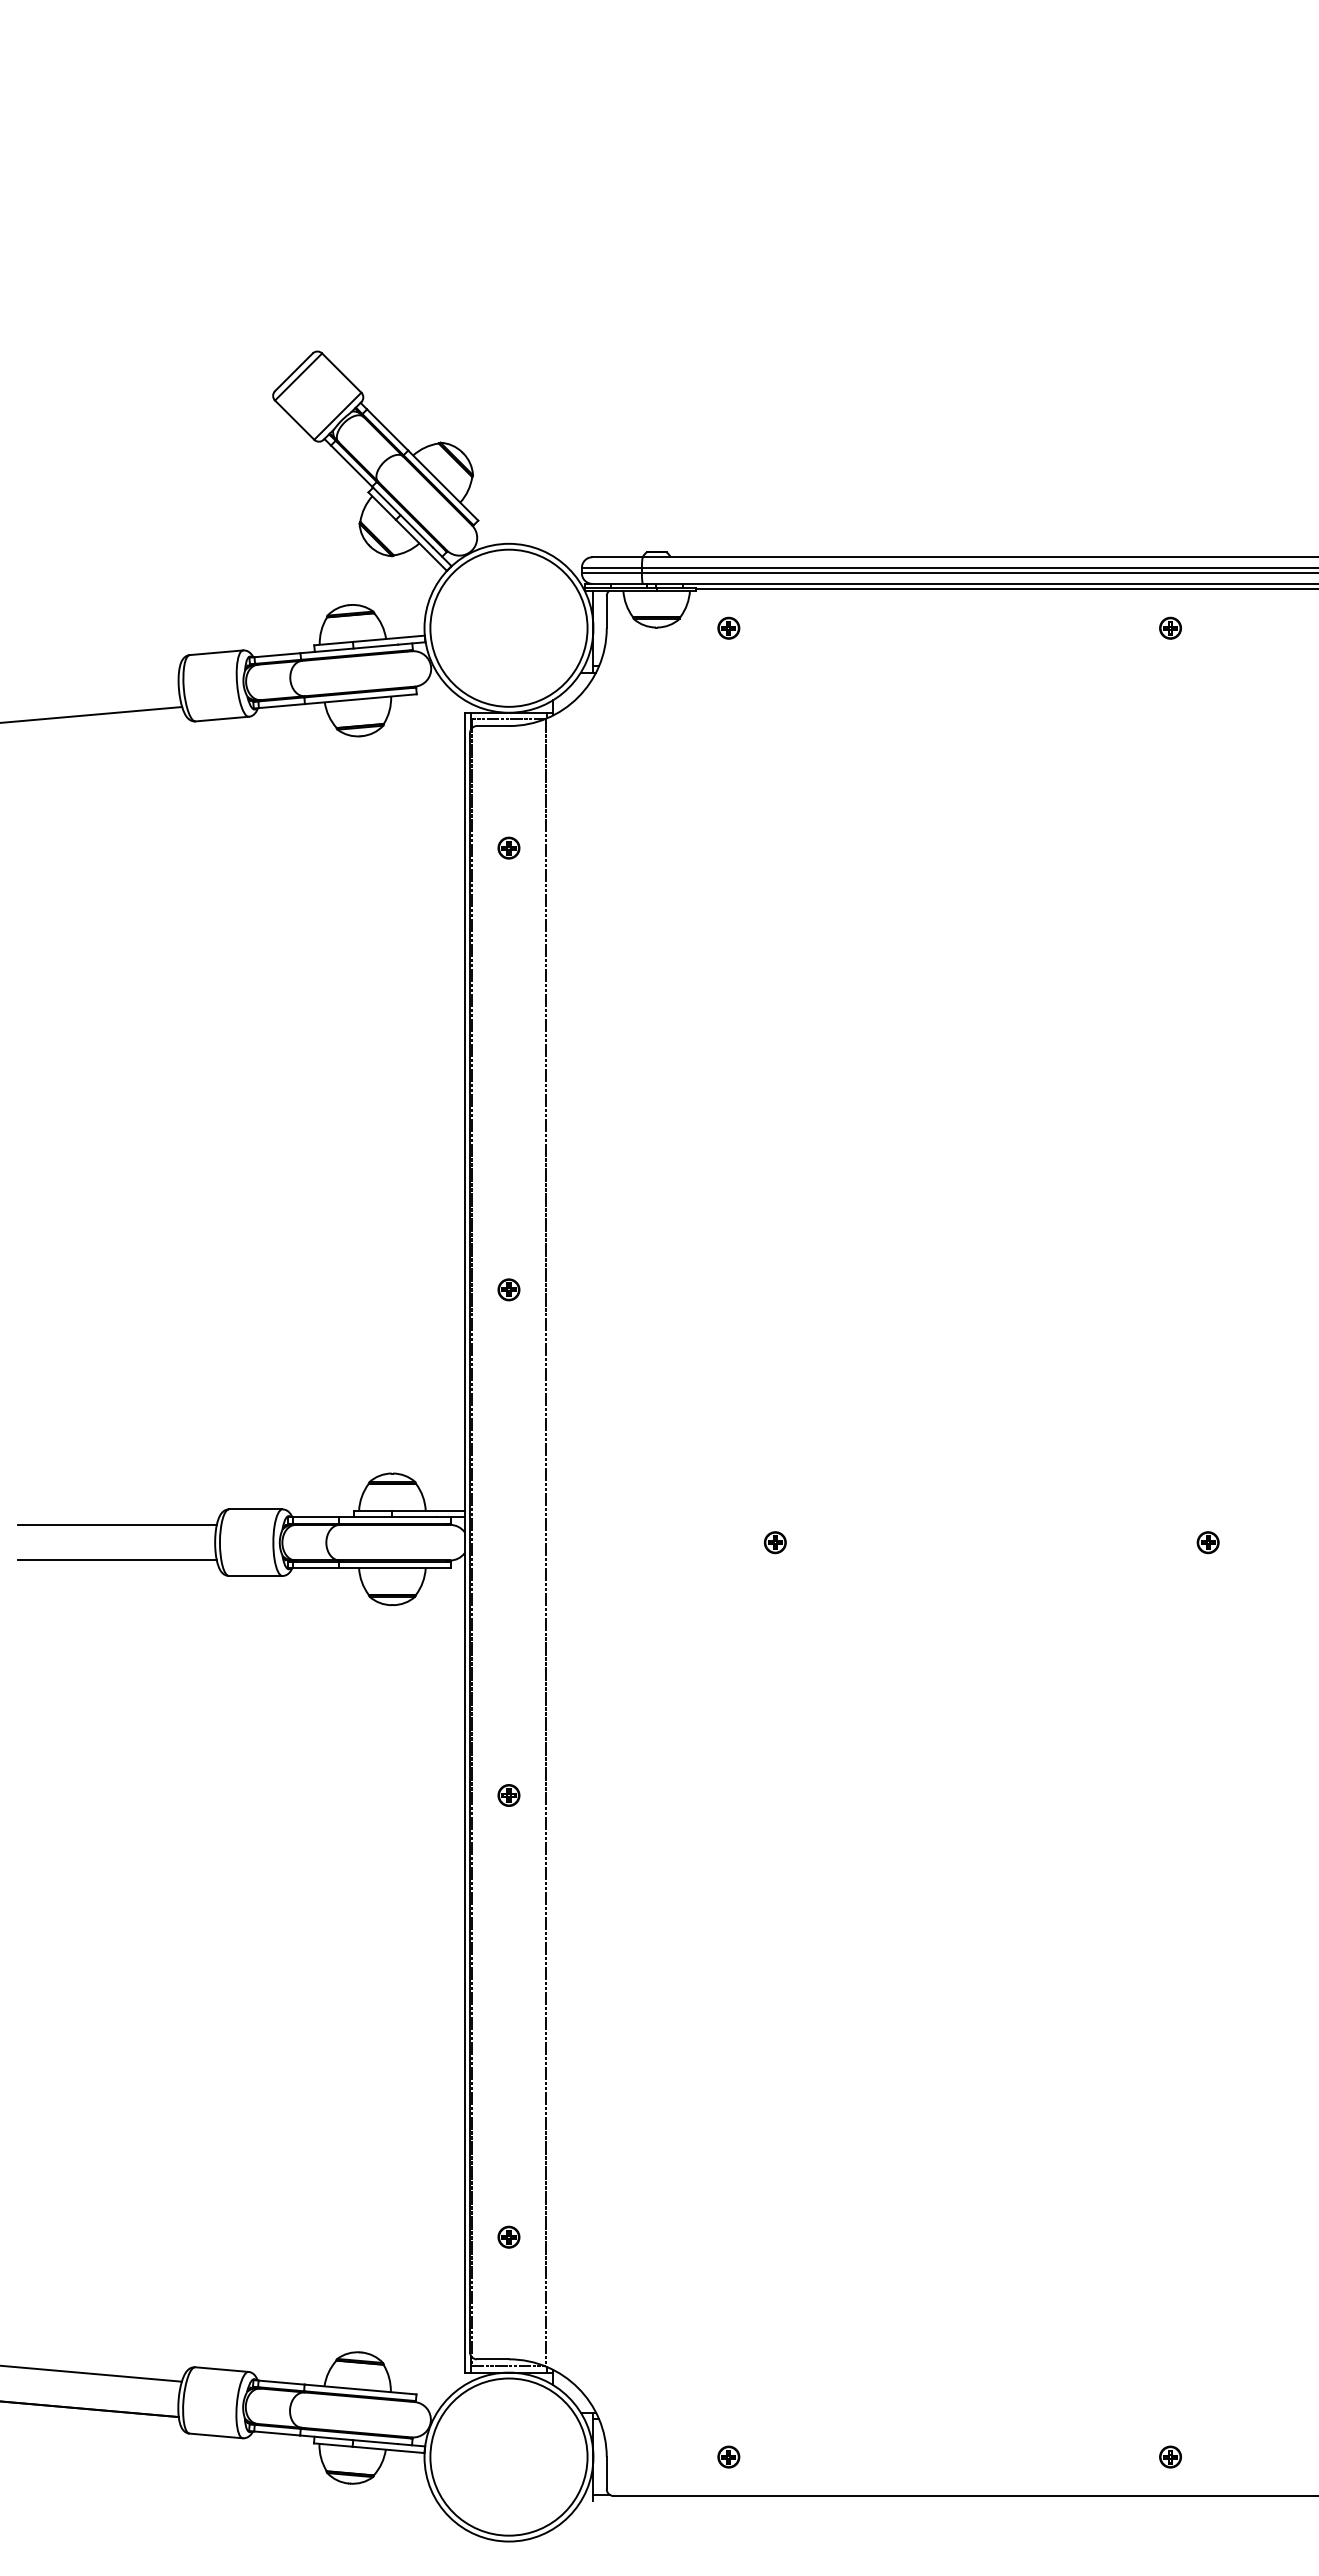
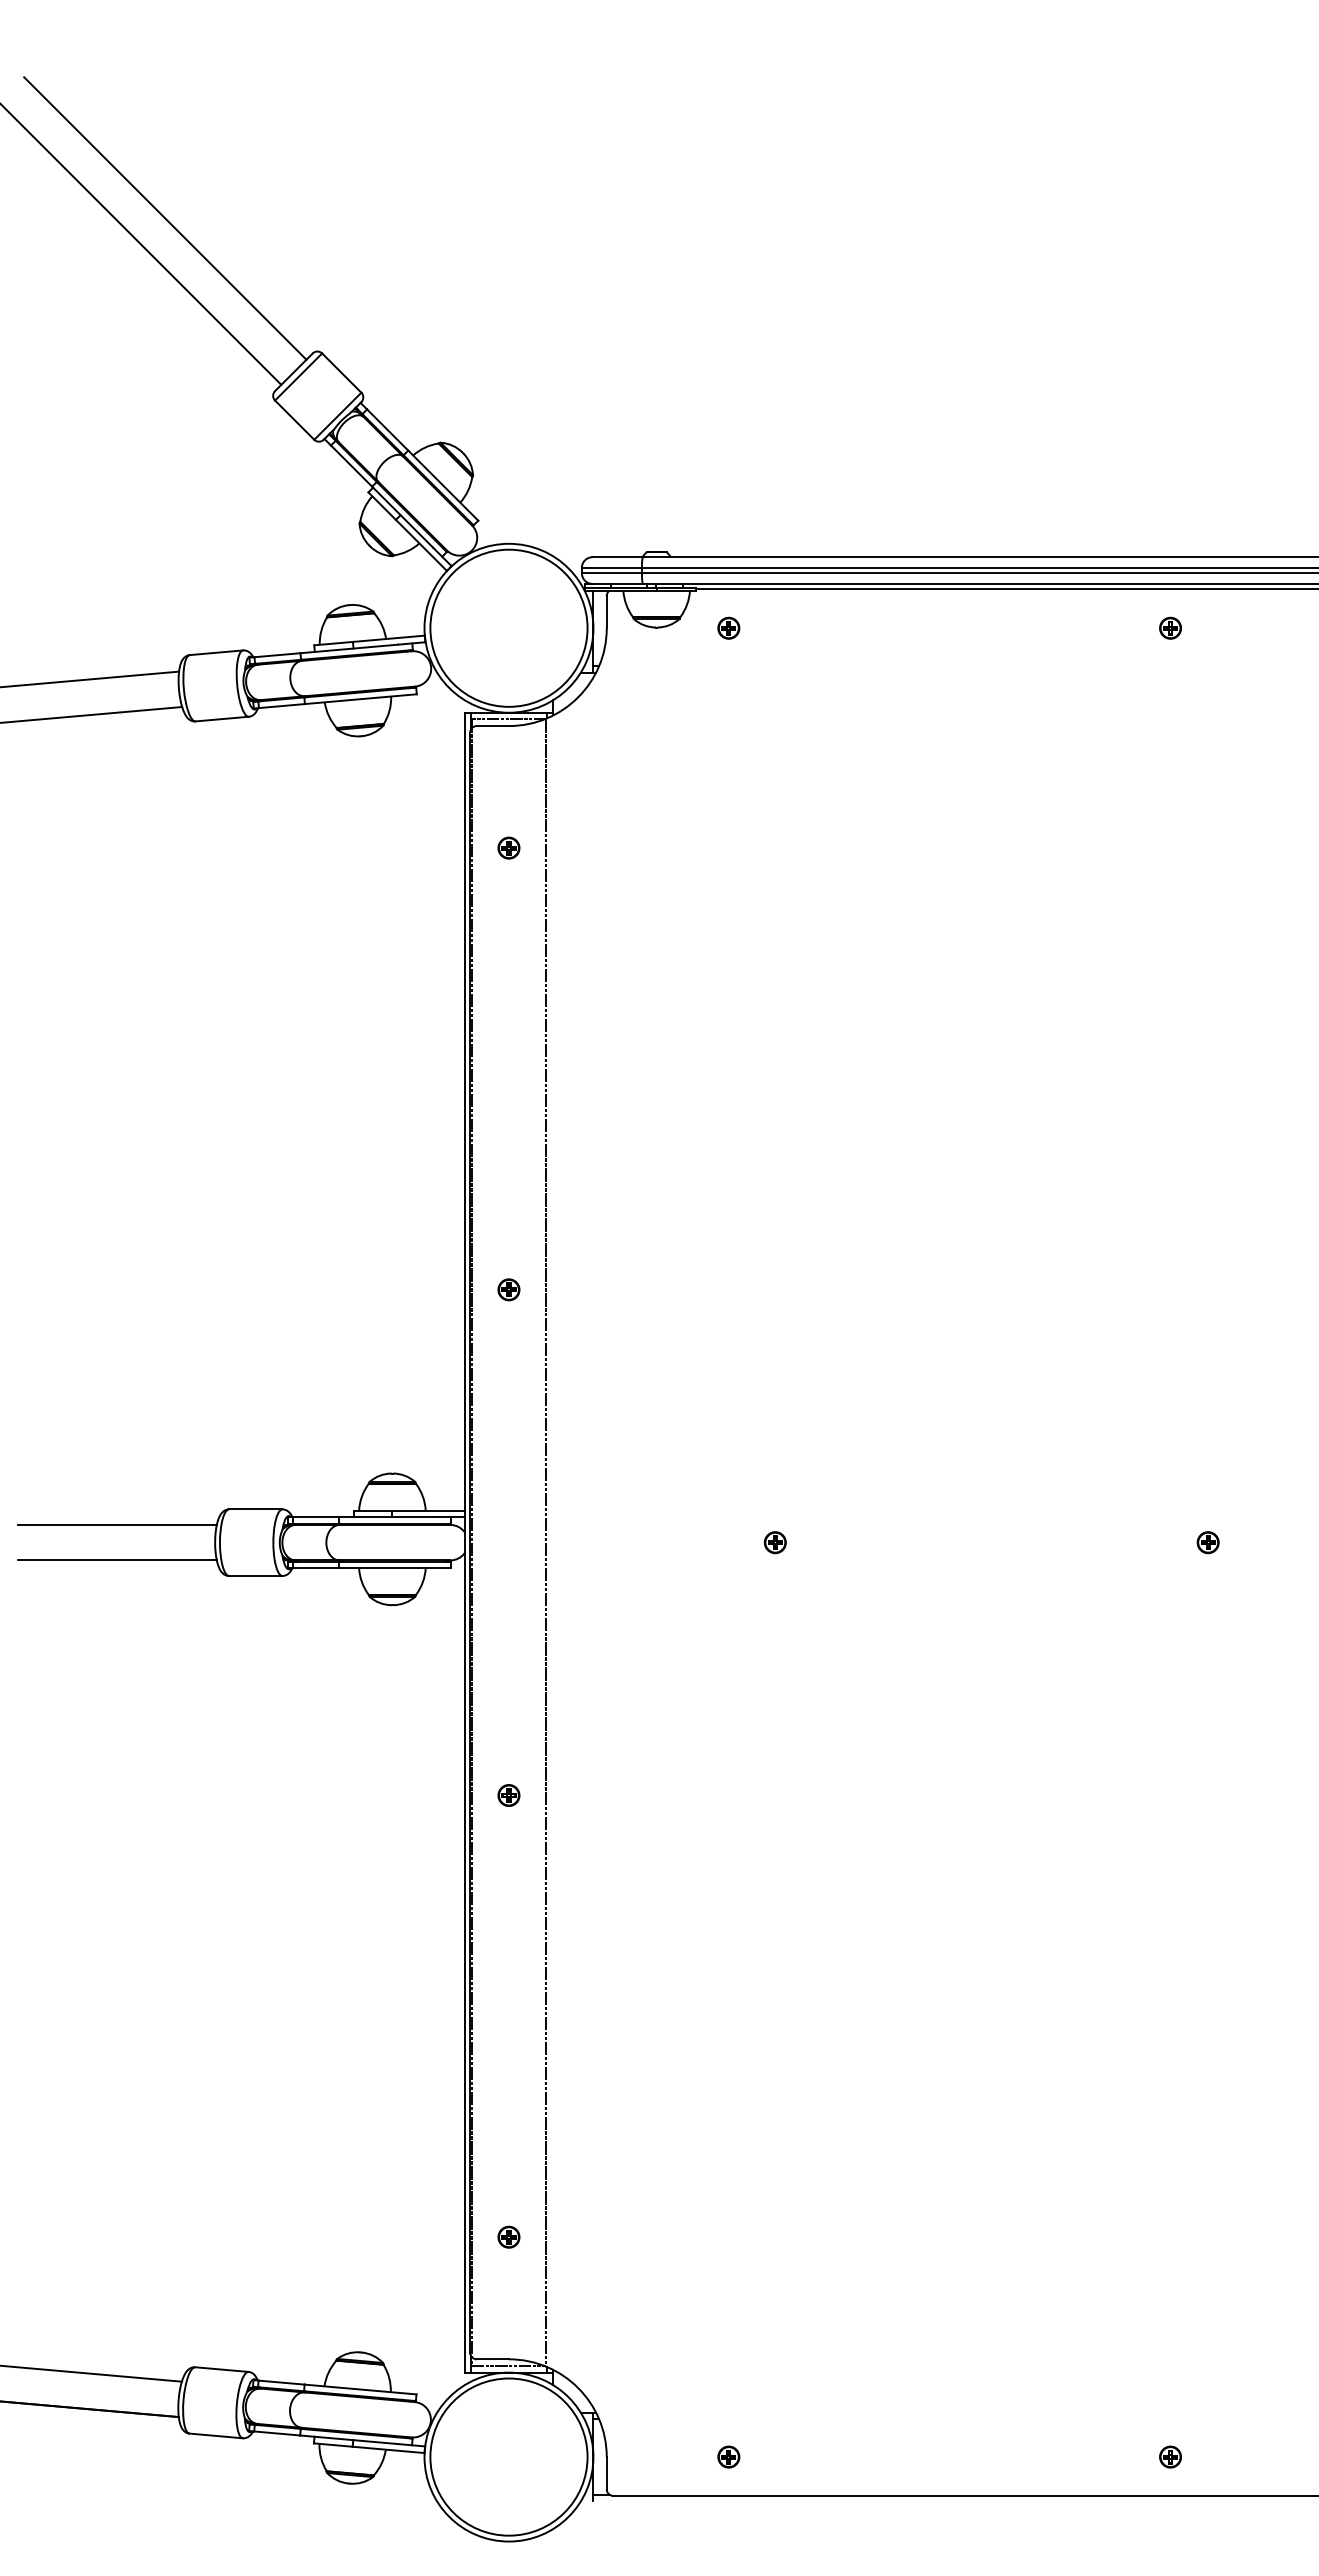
line: none -> present (165, 218)
line: none -> present (141, 244)
line: none -> present (90, 679)
